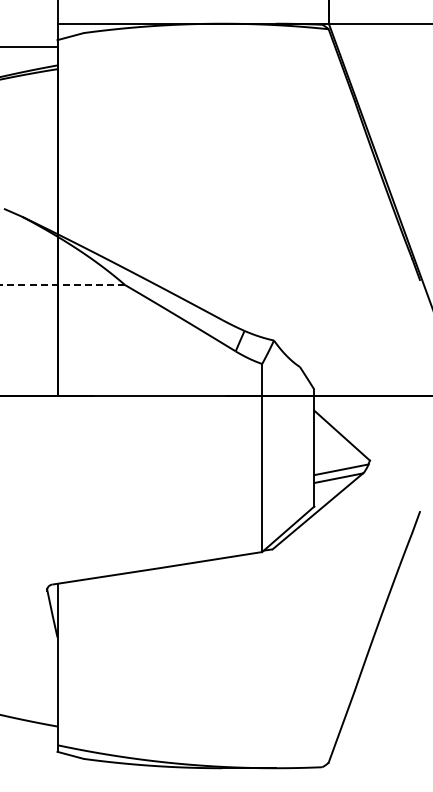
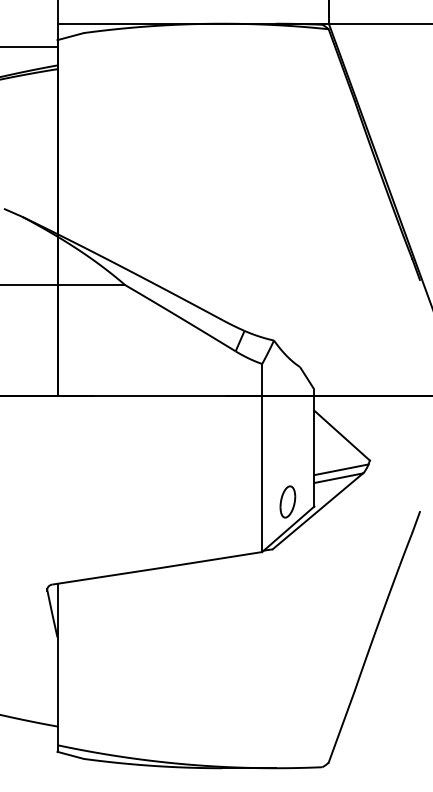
line: dashed -> solid (62, 285)
part: none -> present (287, 501)
